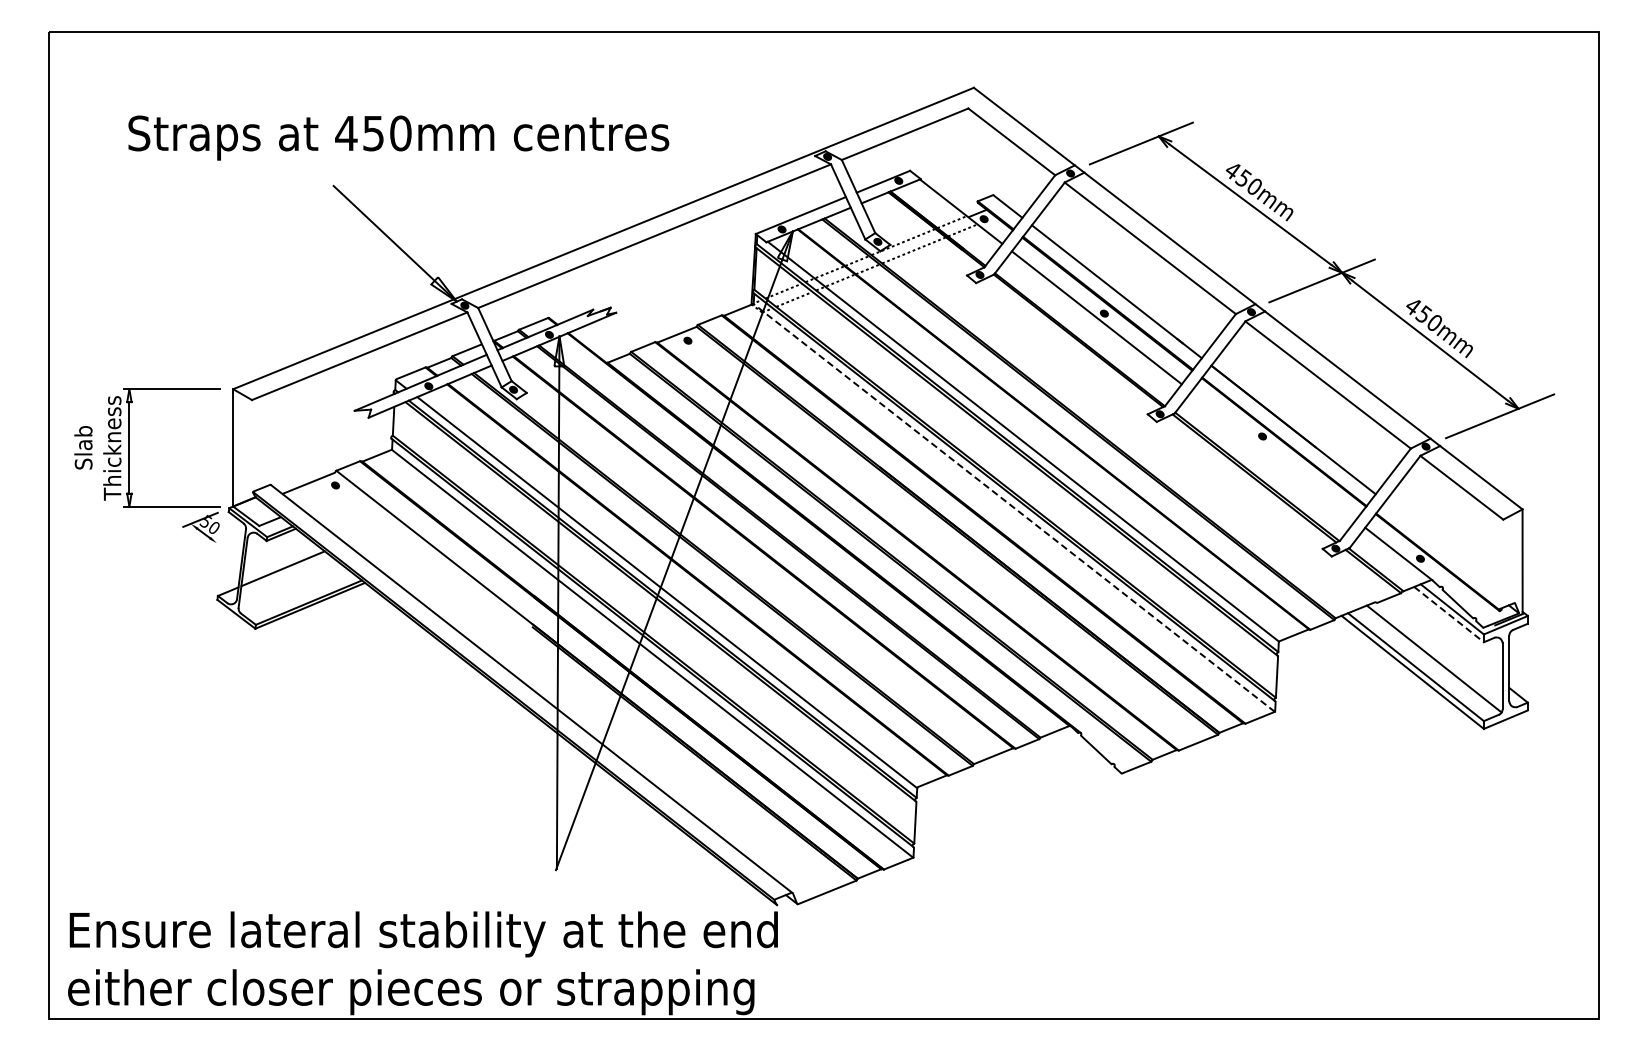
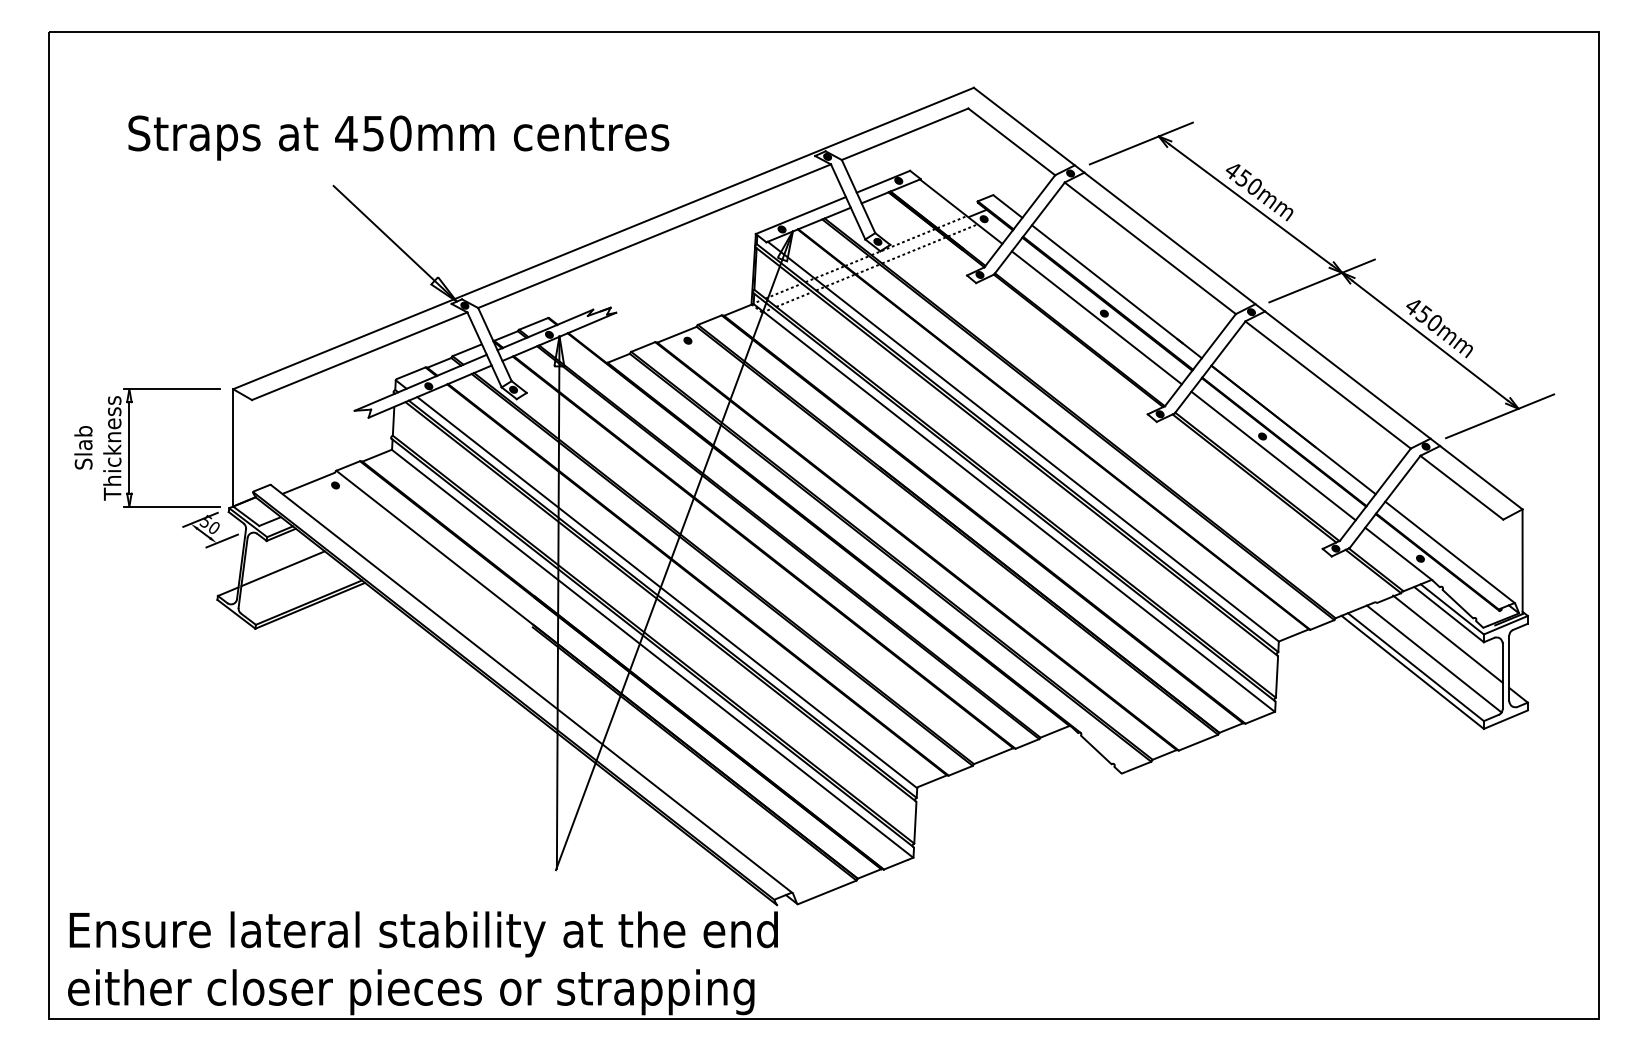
line: none -> present (1273, 455)
line: dashed -> solid (1013, 507)
line: none -> present (221, 540)
line: none -> present (1449, 552)
line: dashed -> solid (1449, 614)
line: none -> present (1447, 638)
